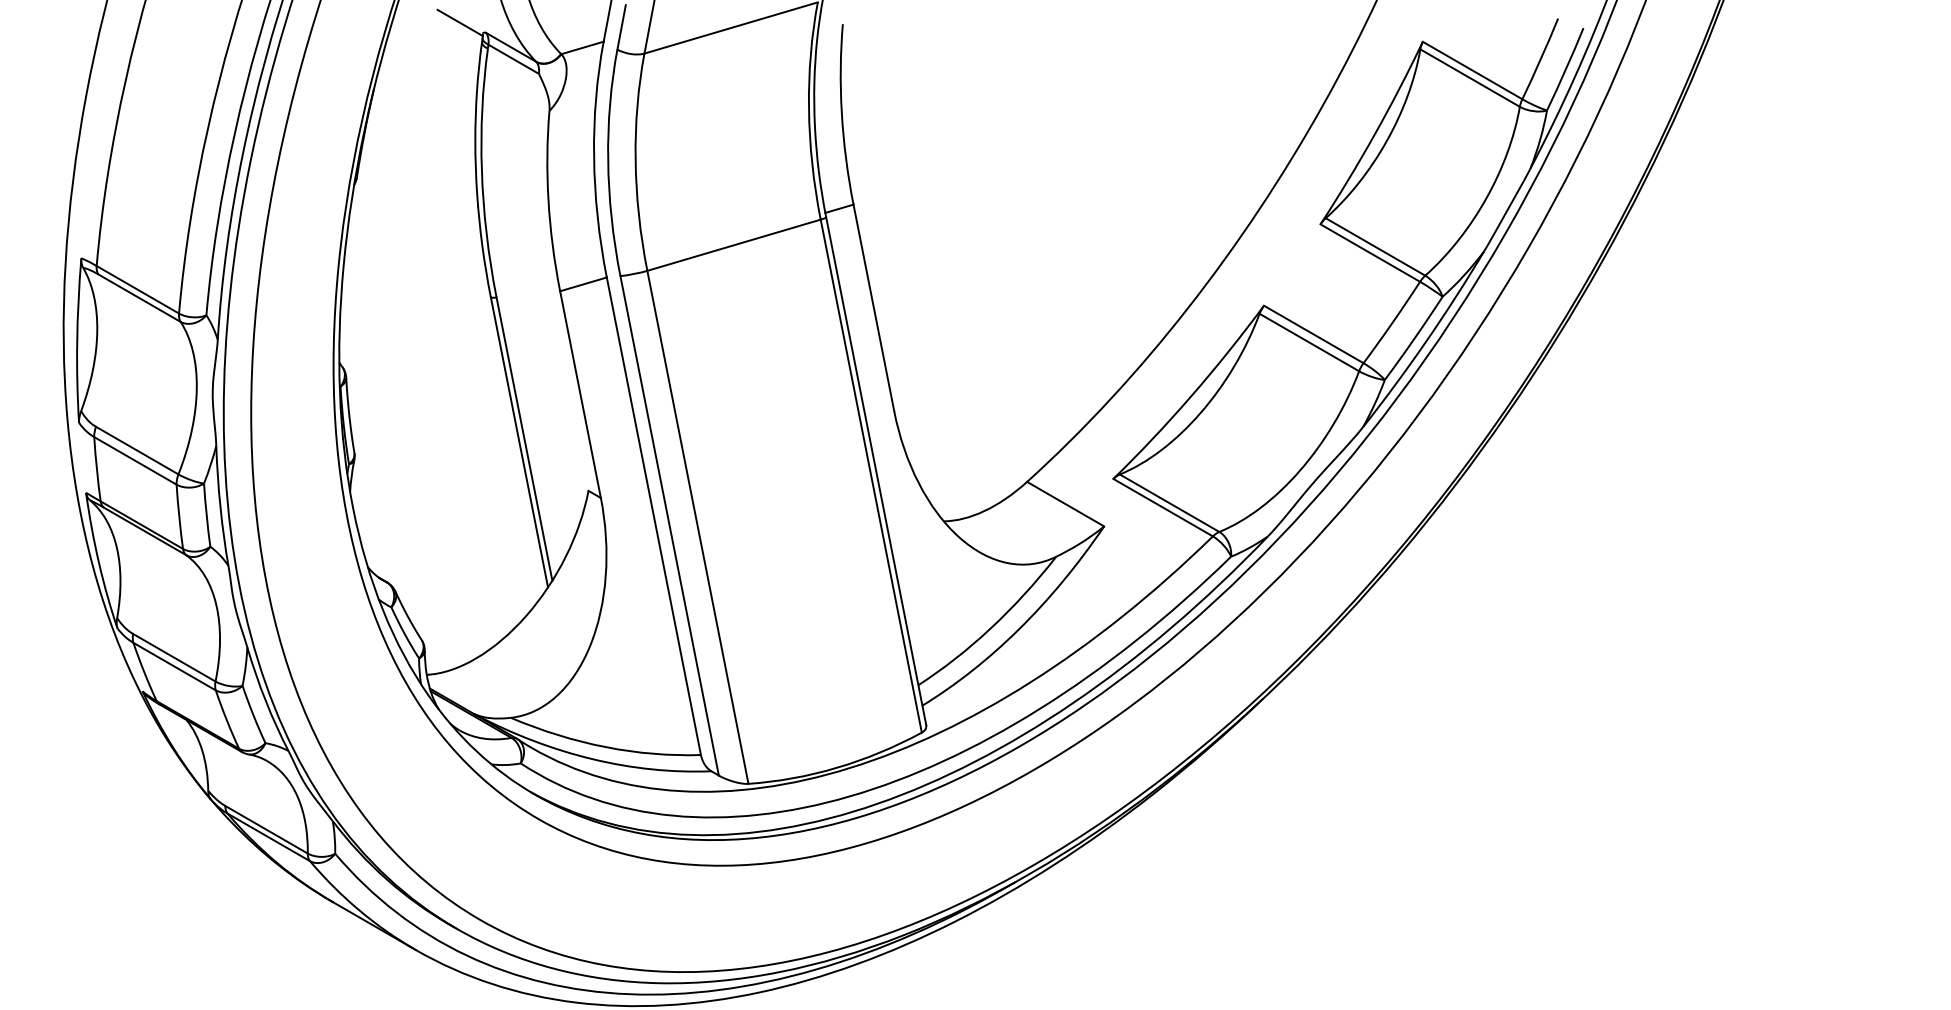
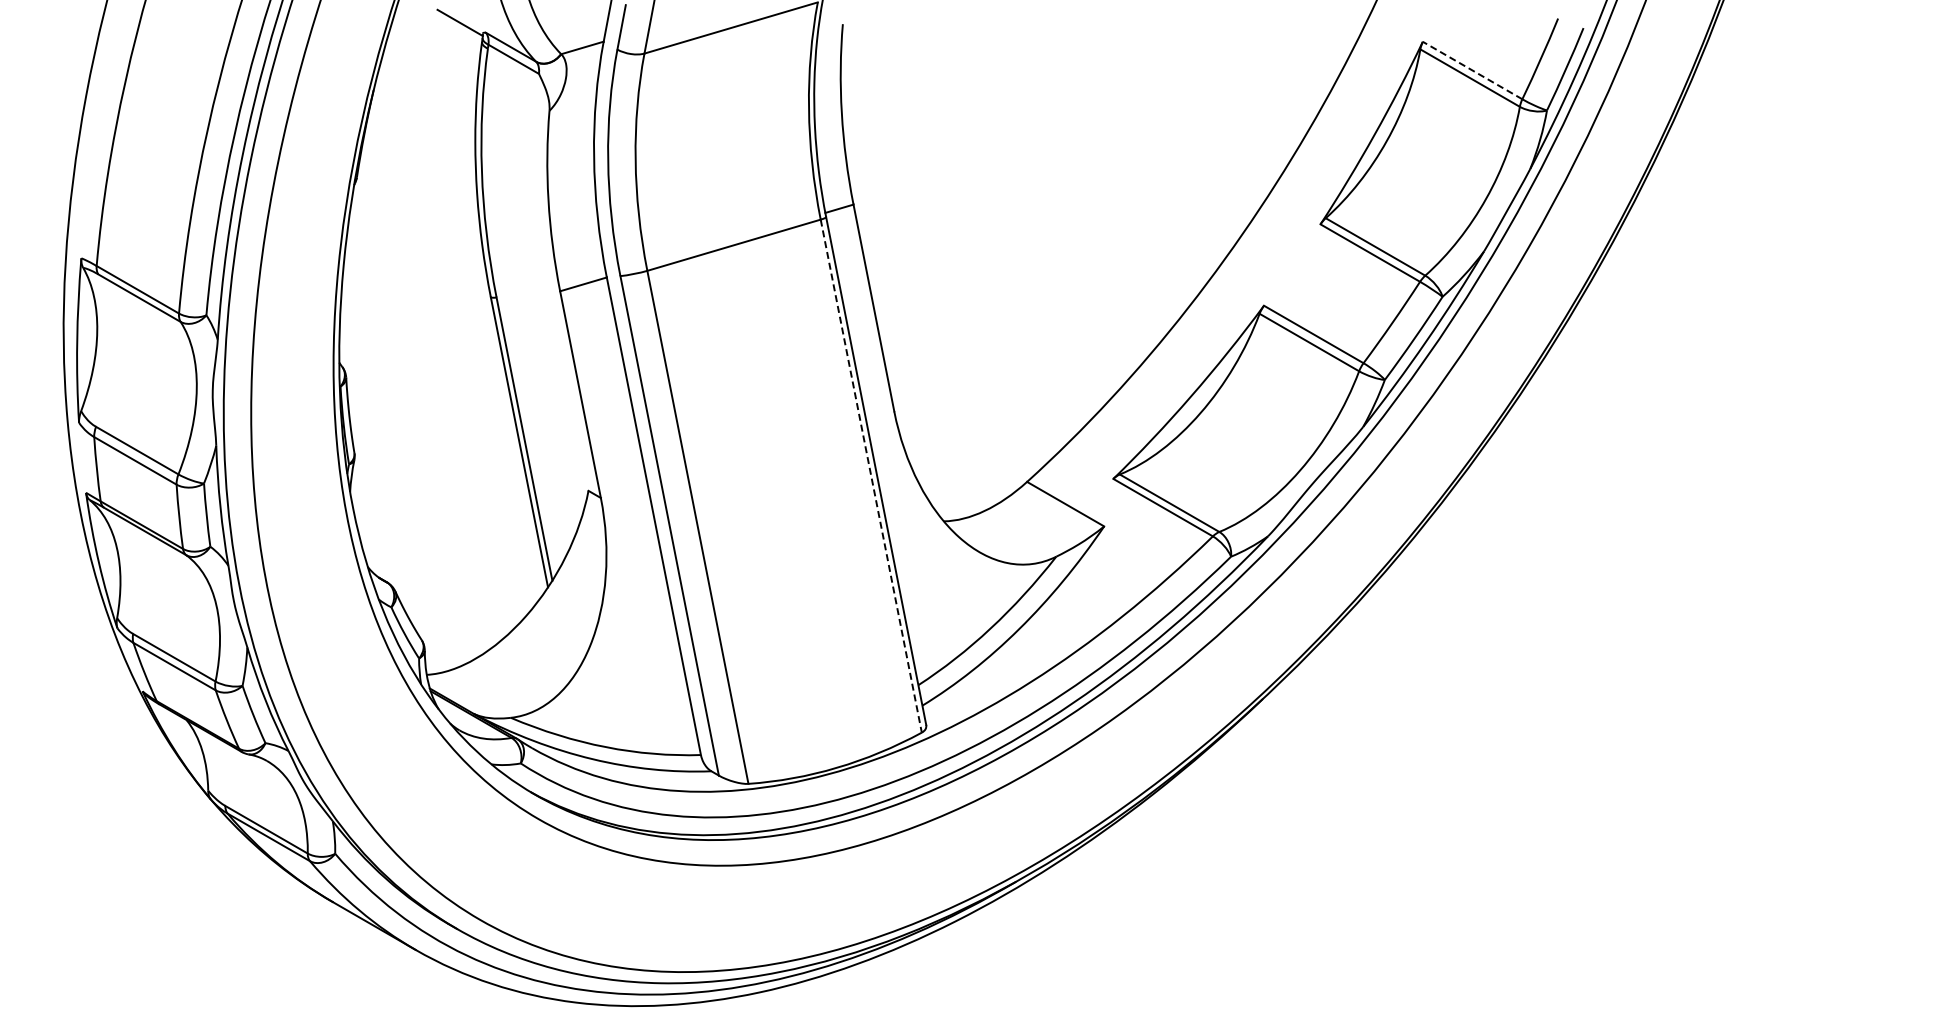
line: solid -> dashed (1472, 70)
line: solid -> dashed (871, 476)
